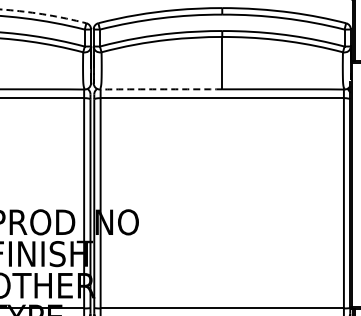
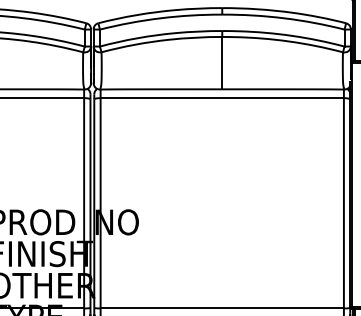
line: dashed -> solid (44, 14)
line: dashed -> solid (158, 89)
